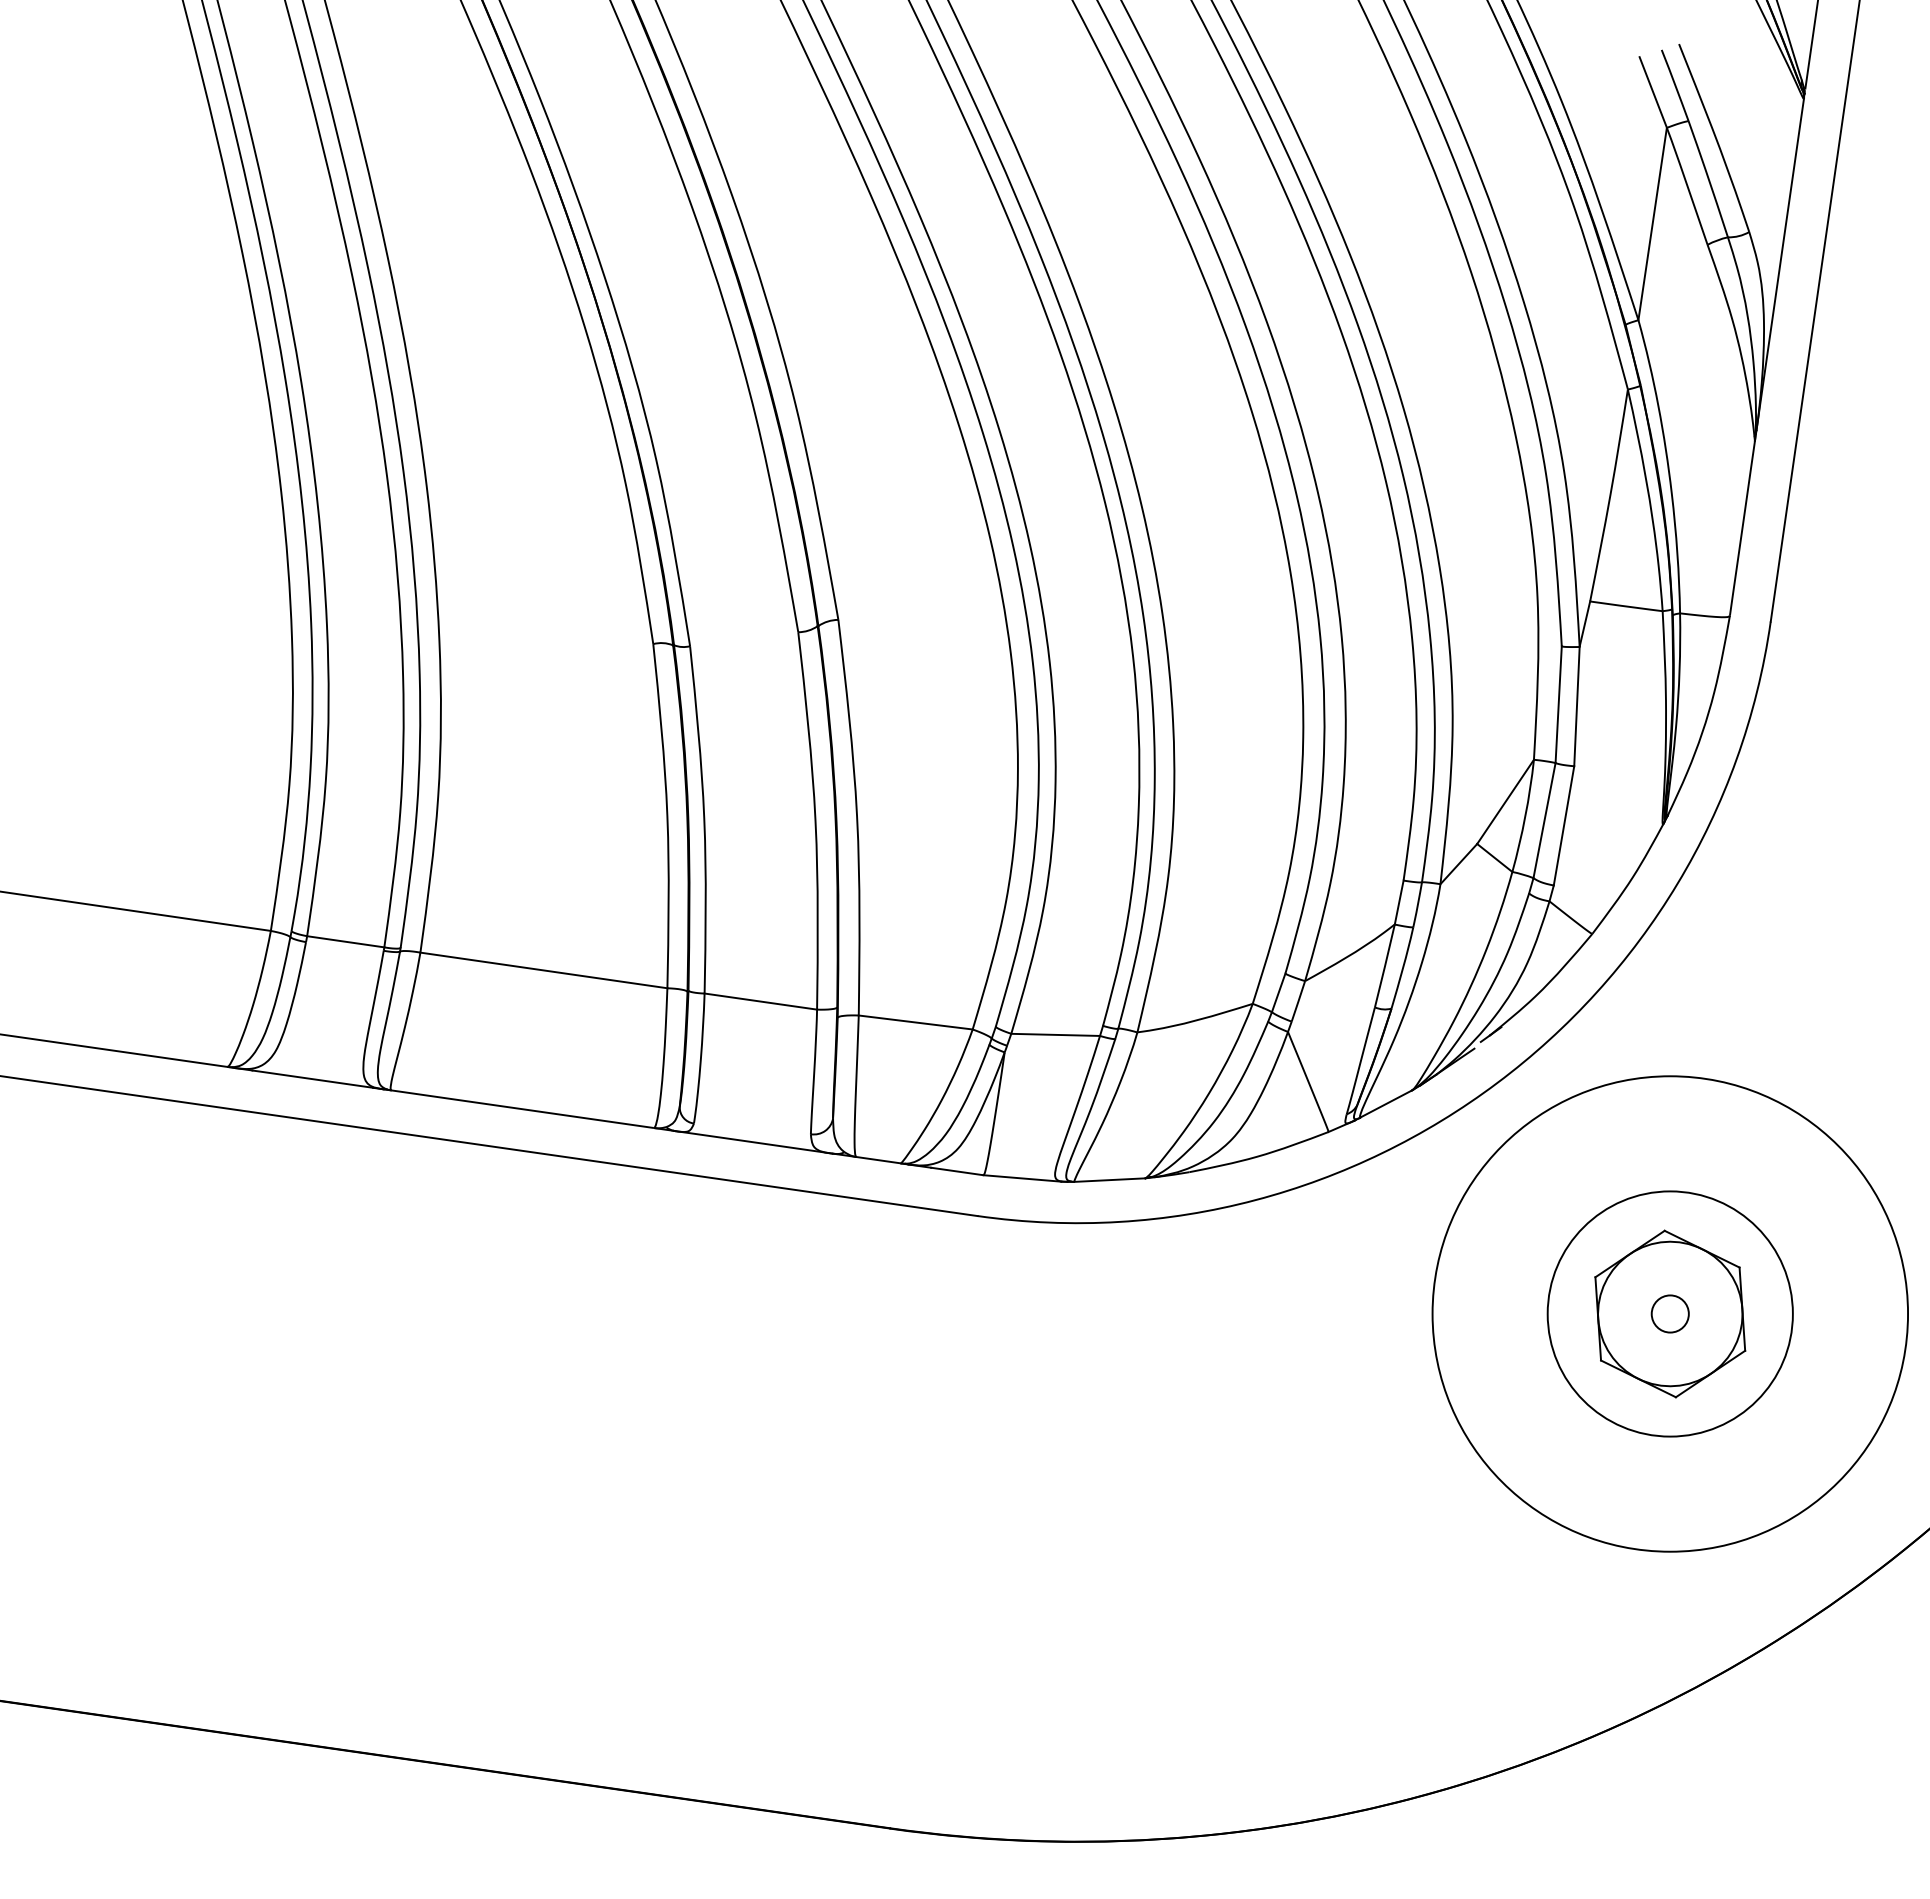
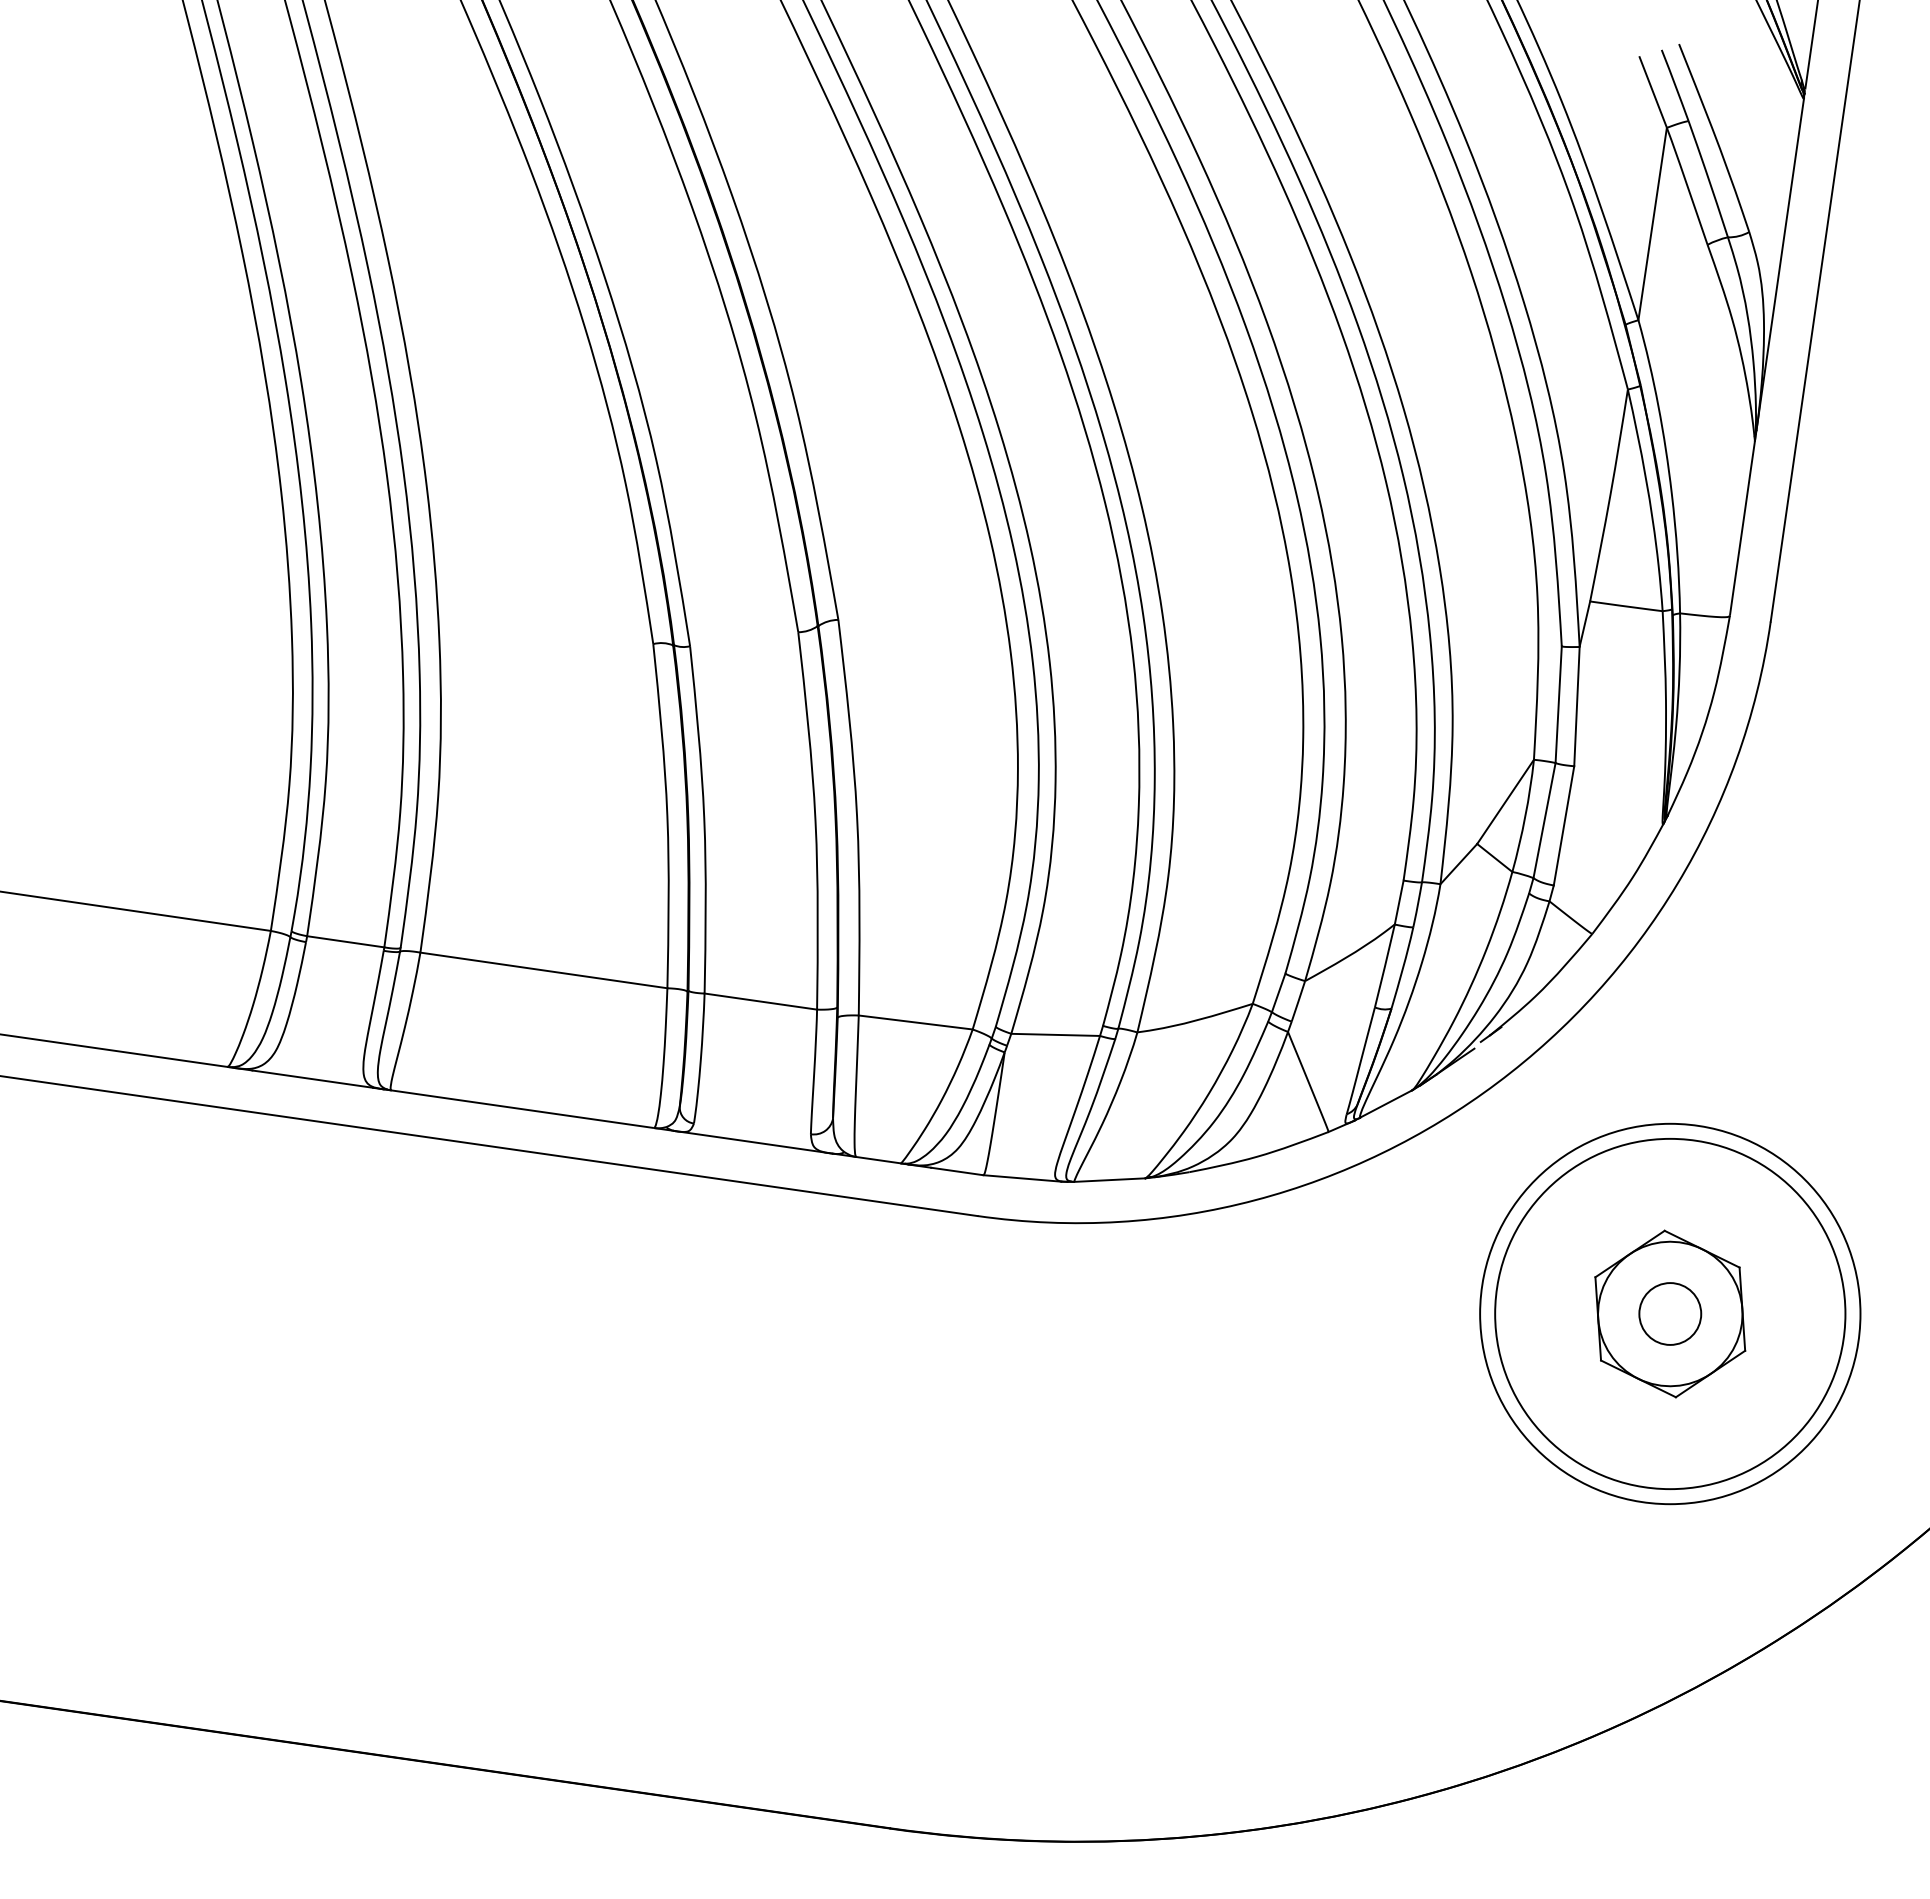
circle diameter: 245 px -> 350 px (1670, 1313)
circle diameter: 37 px -> 62 px (1670, 1313)
circle diameter: 475 px -> 380 px (1670, 1313)
